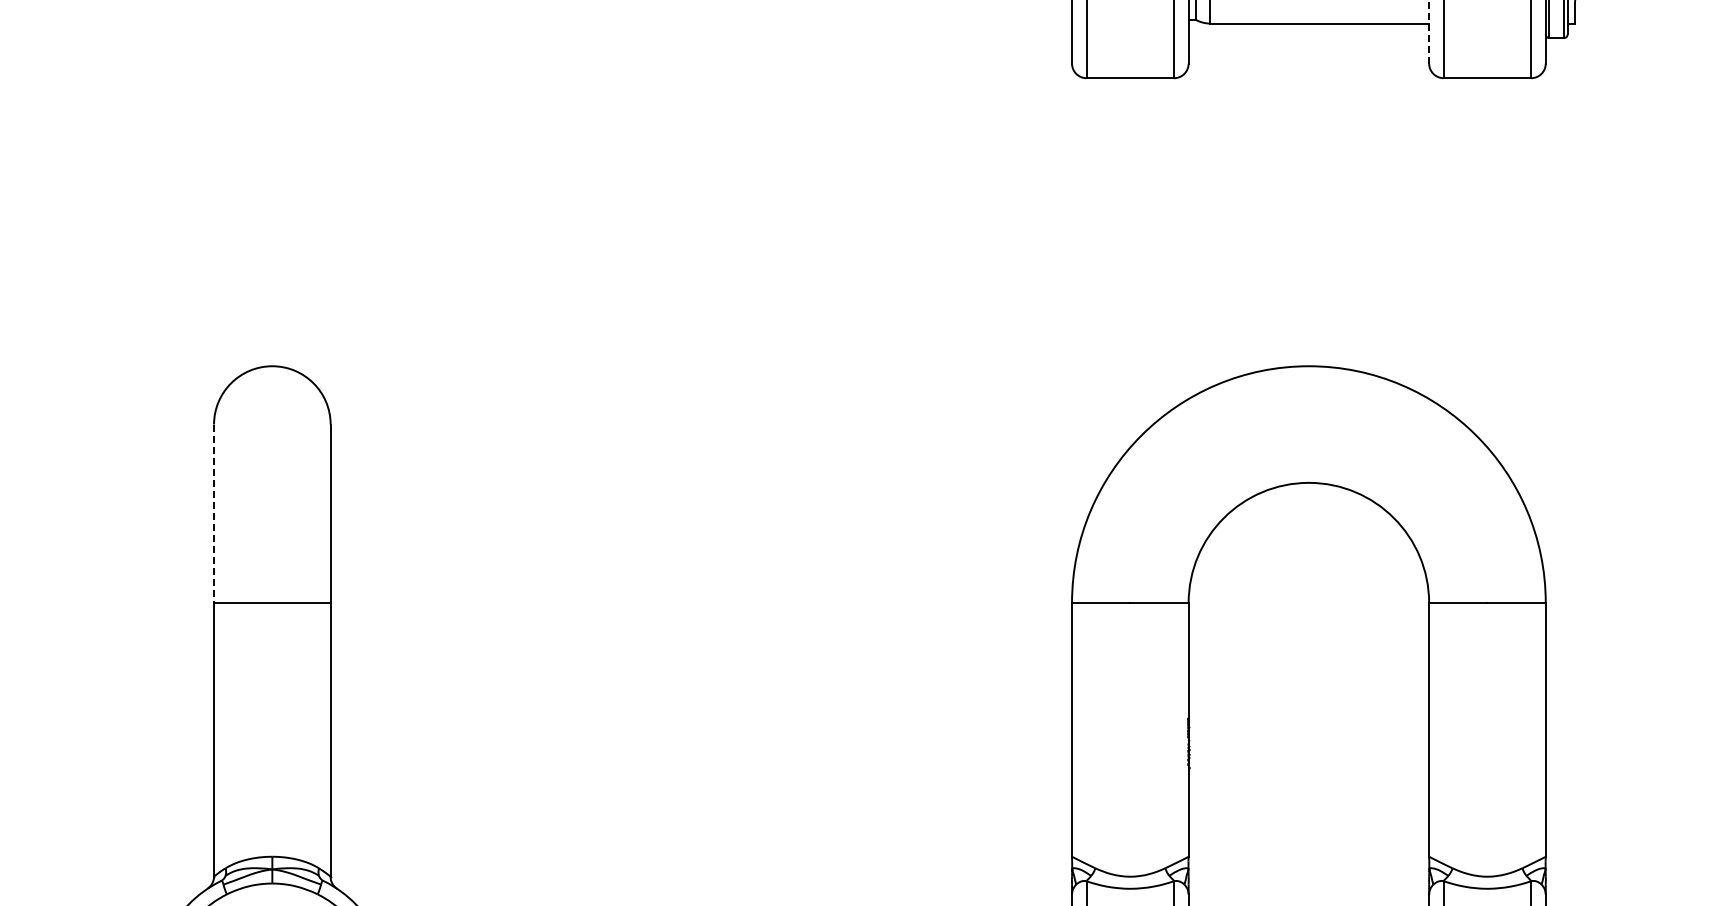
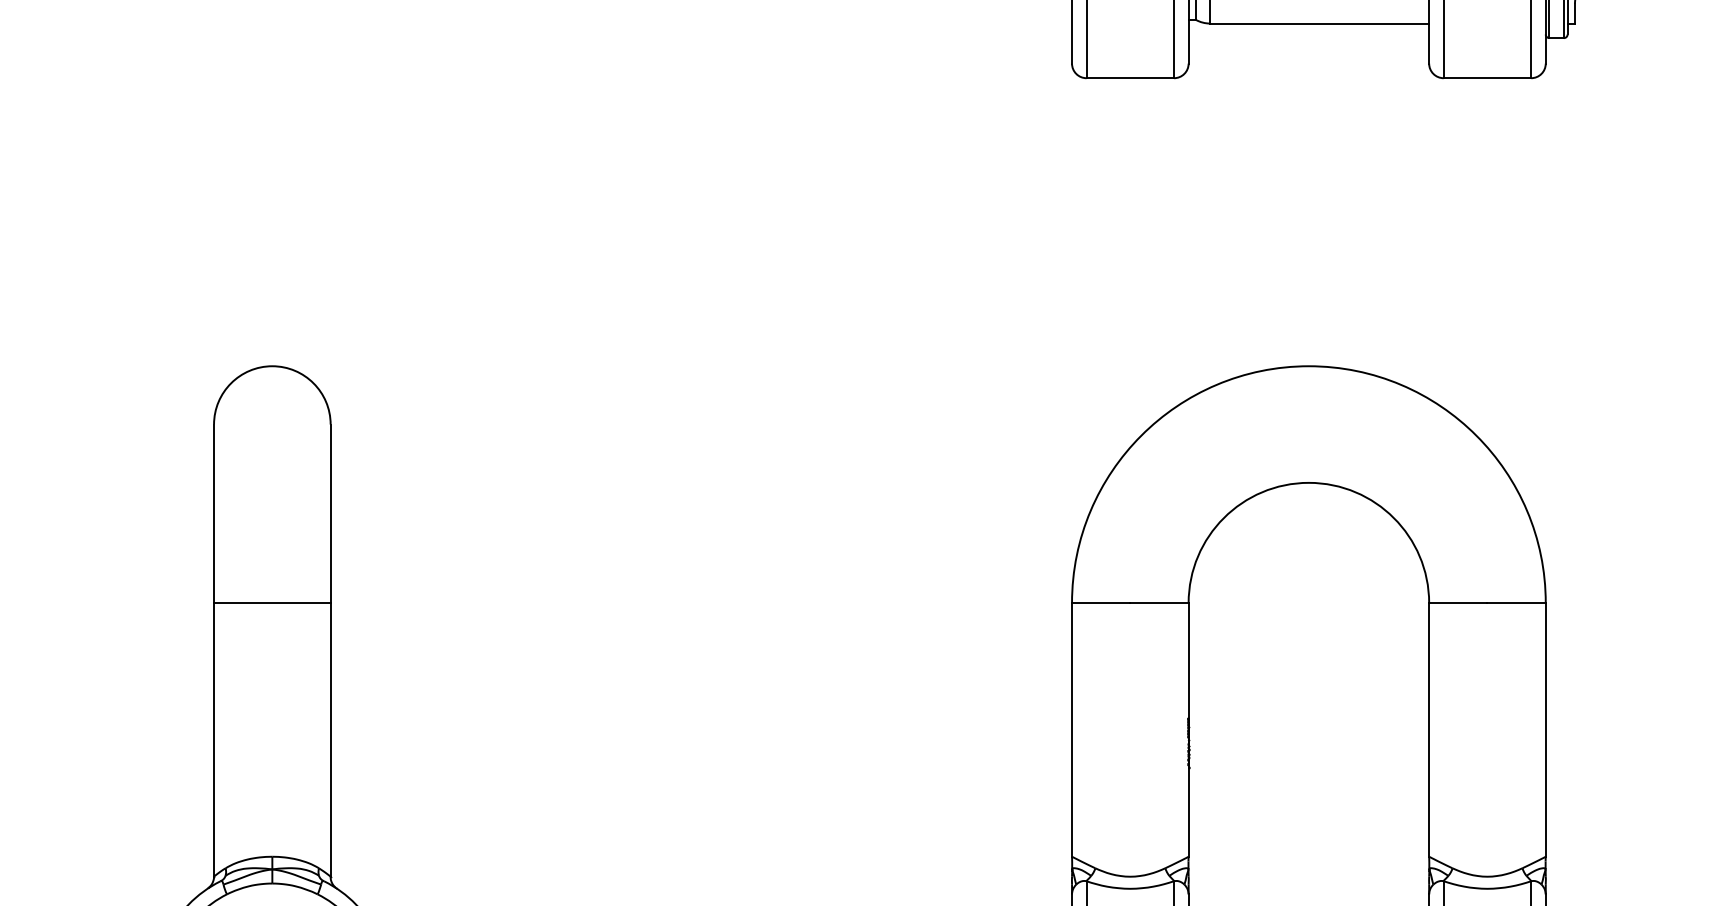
line: dashed -> solid (1429, 31)
line: dashed -> solid (214, 514)
